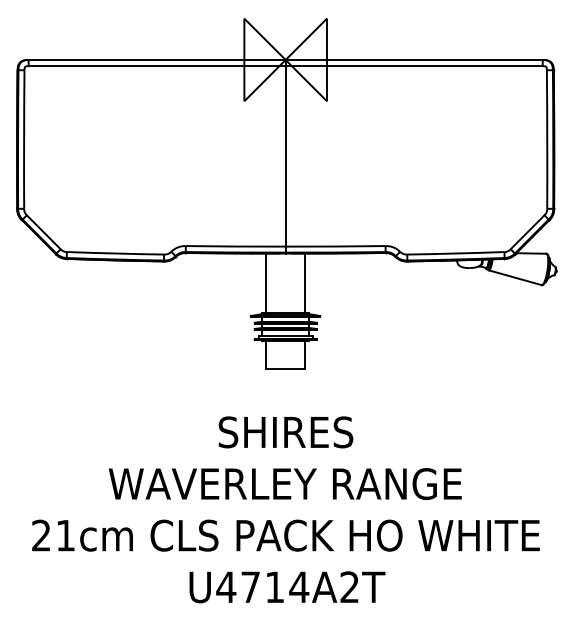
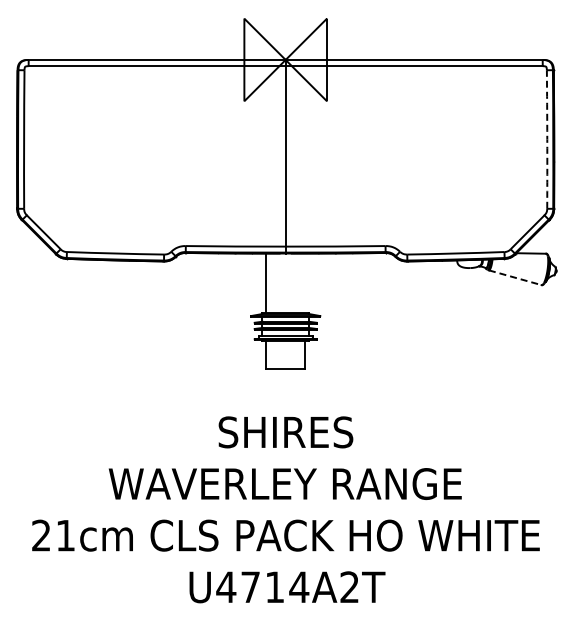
arc: solid -> dashed (547, 139)
line: solid -> dashed (515, 277)
line: present -> none (305, 283)
